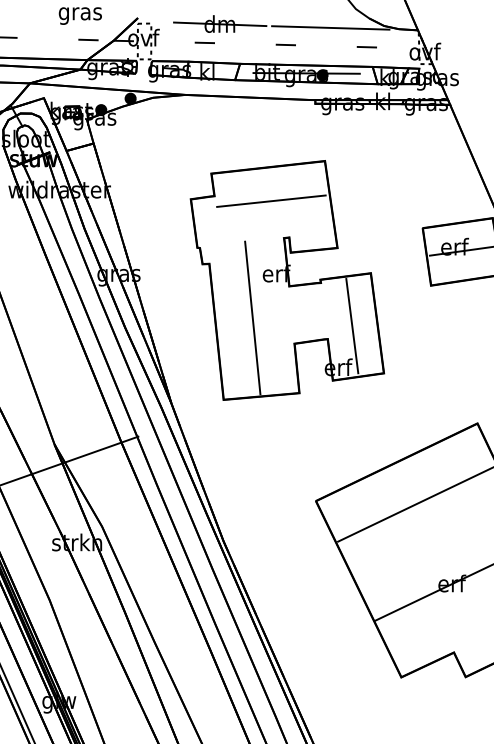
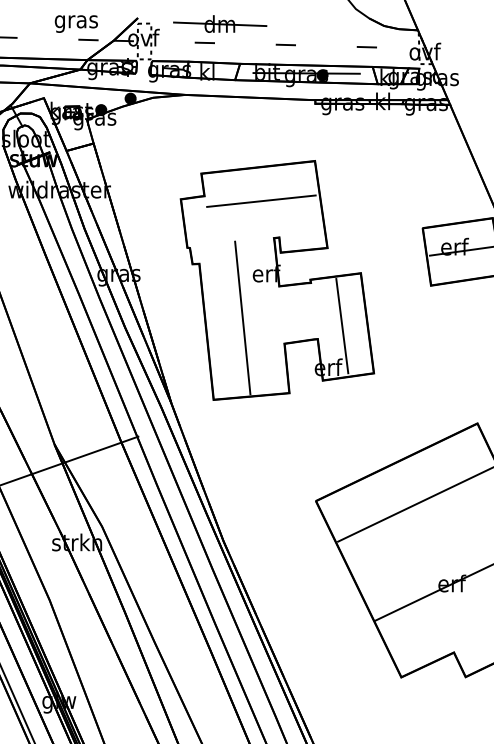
text position: (79, 15) -> (75, 23) (75, 23)
line: present -> none (330, 27)
part position: (287, 280) -> (277, 280) (277, 280)
